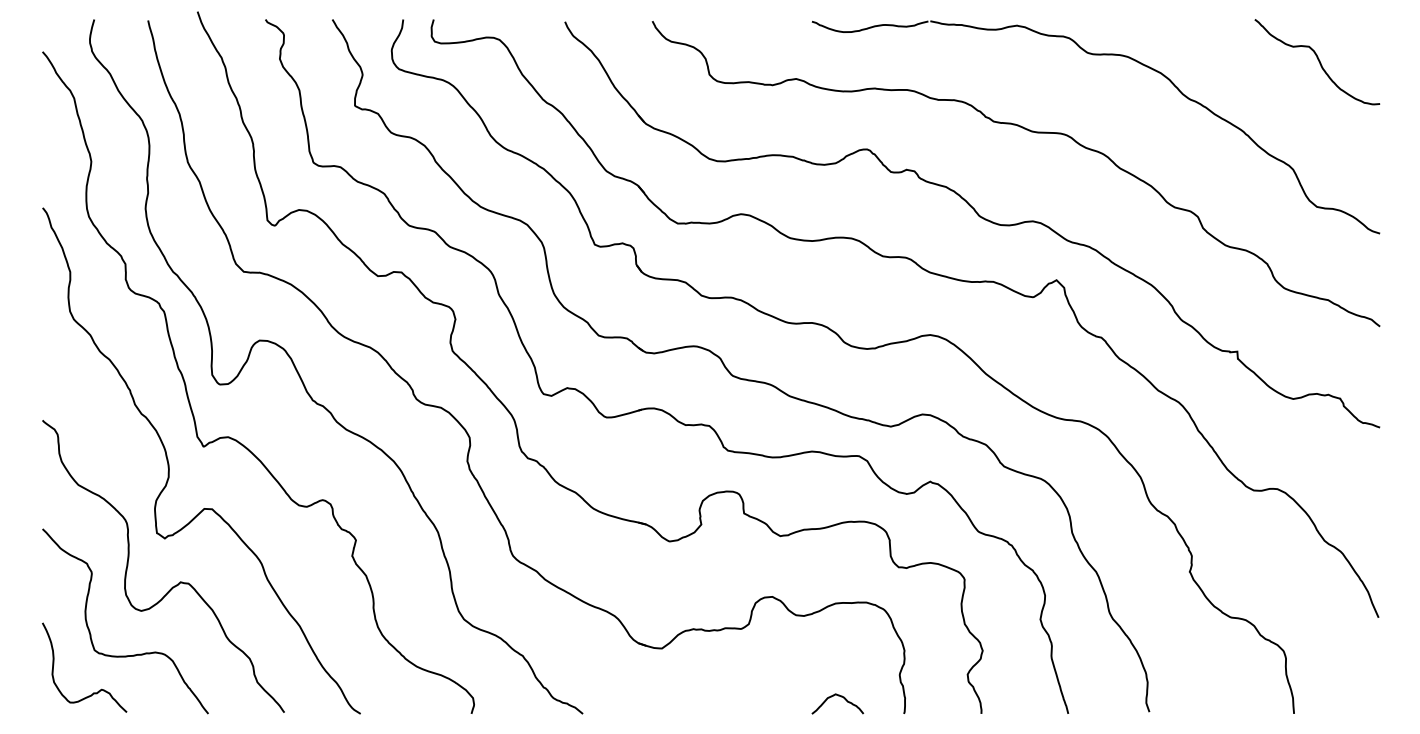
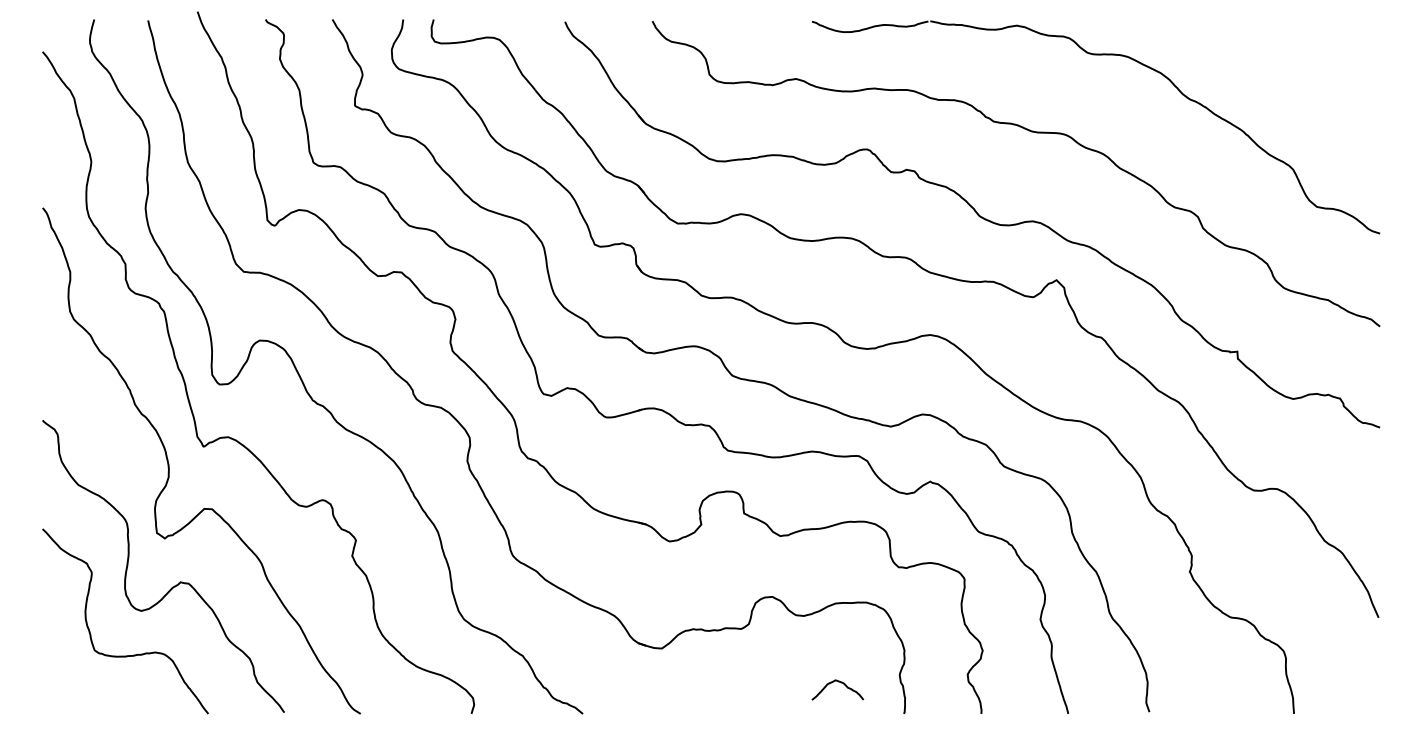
curve: present -> none (1318, 61)
curve: present -> none (93, 692)
curve position: (838, 696) -> (838, 682) (838, 682)
